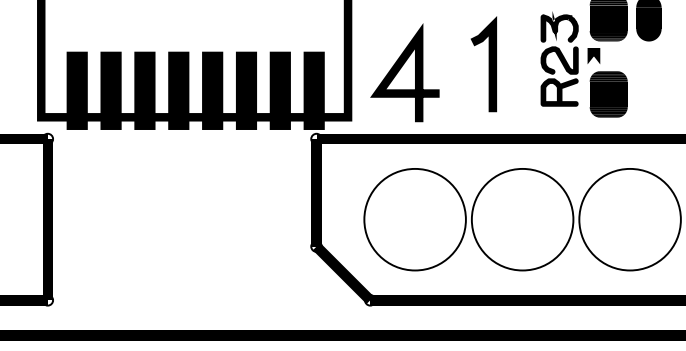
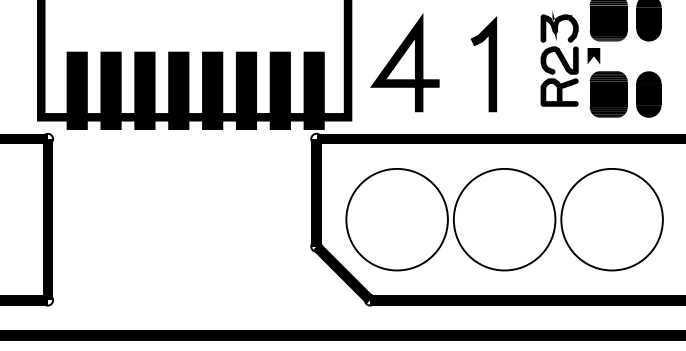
line position: (401, 68) -> (401, 58) (401, 58)
part: none -> present (648, 94)
part position: (522, 219) -> (504, 219) (504, 219)
